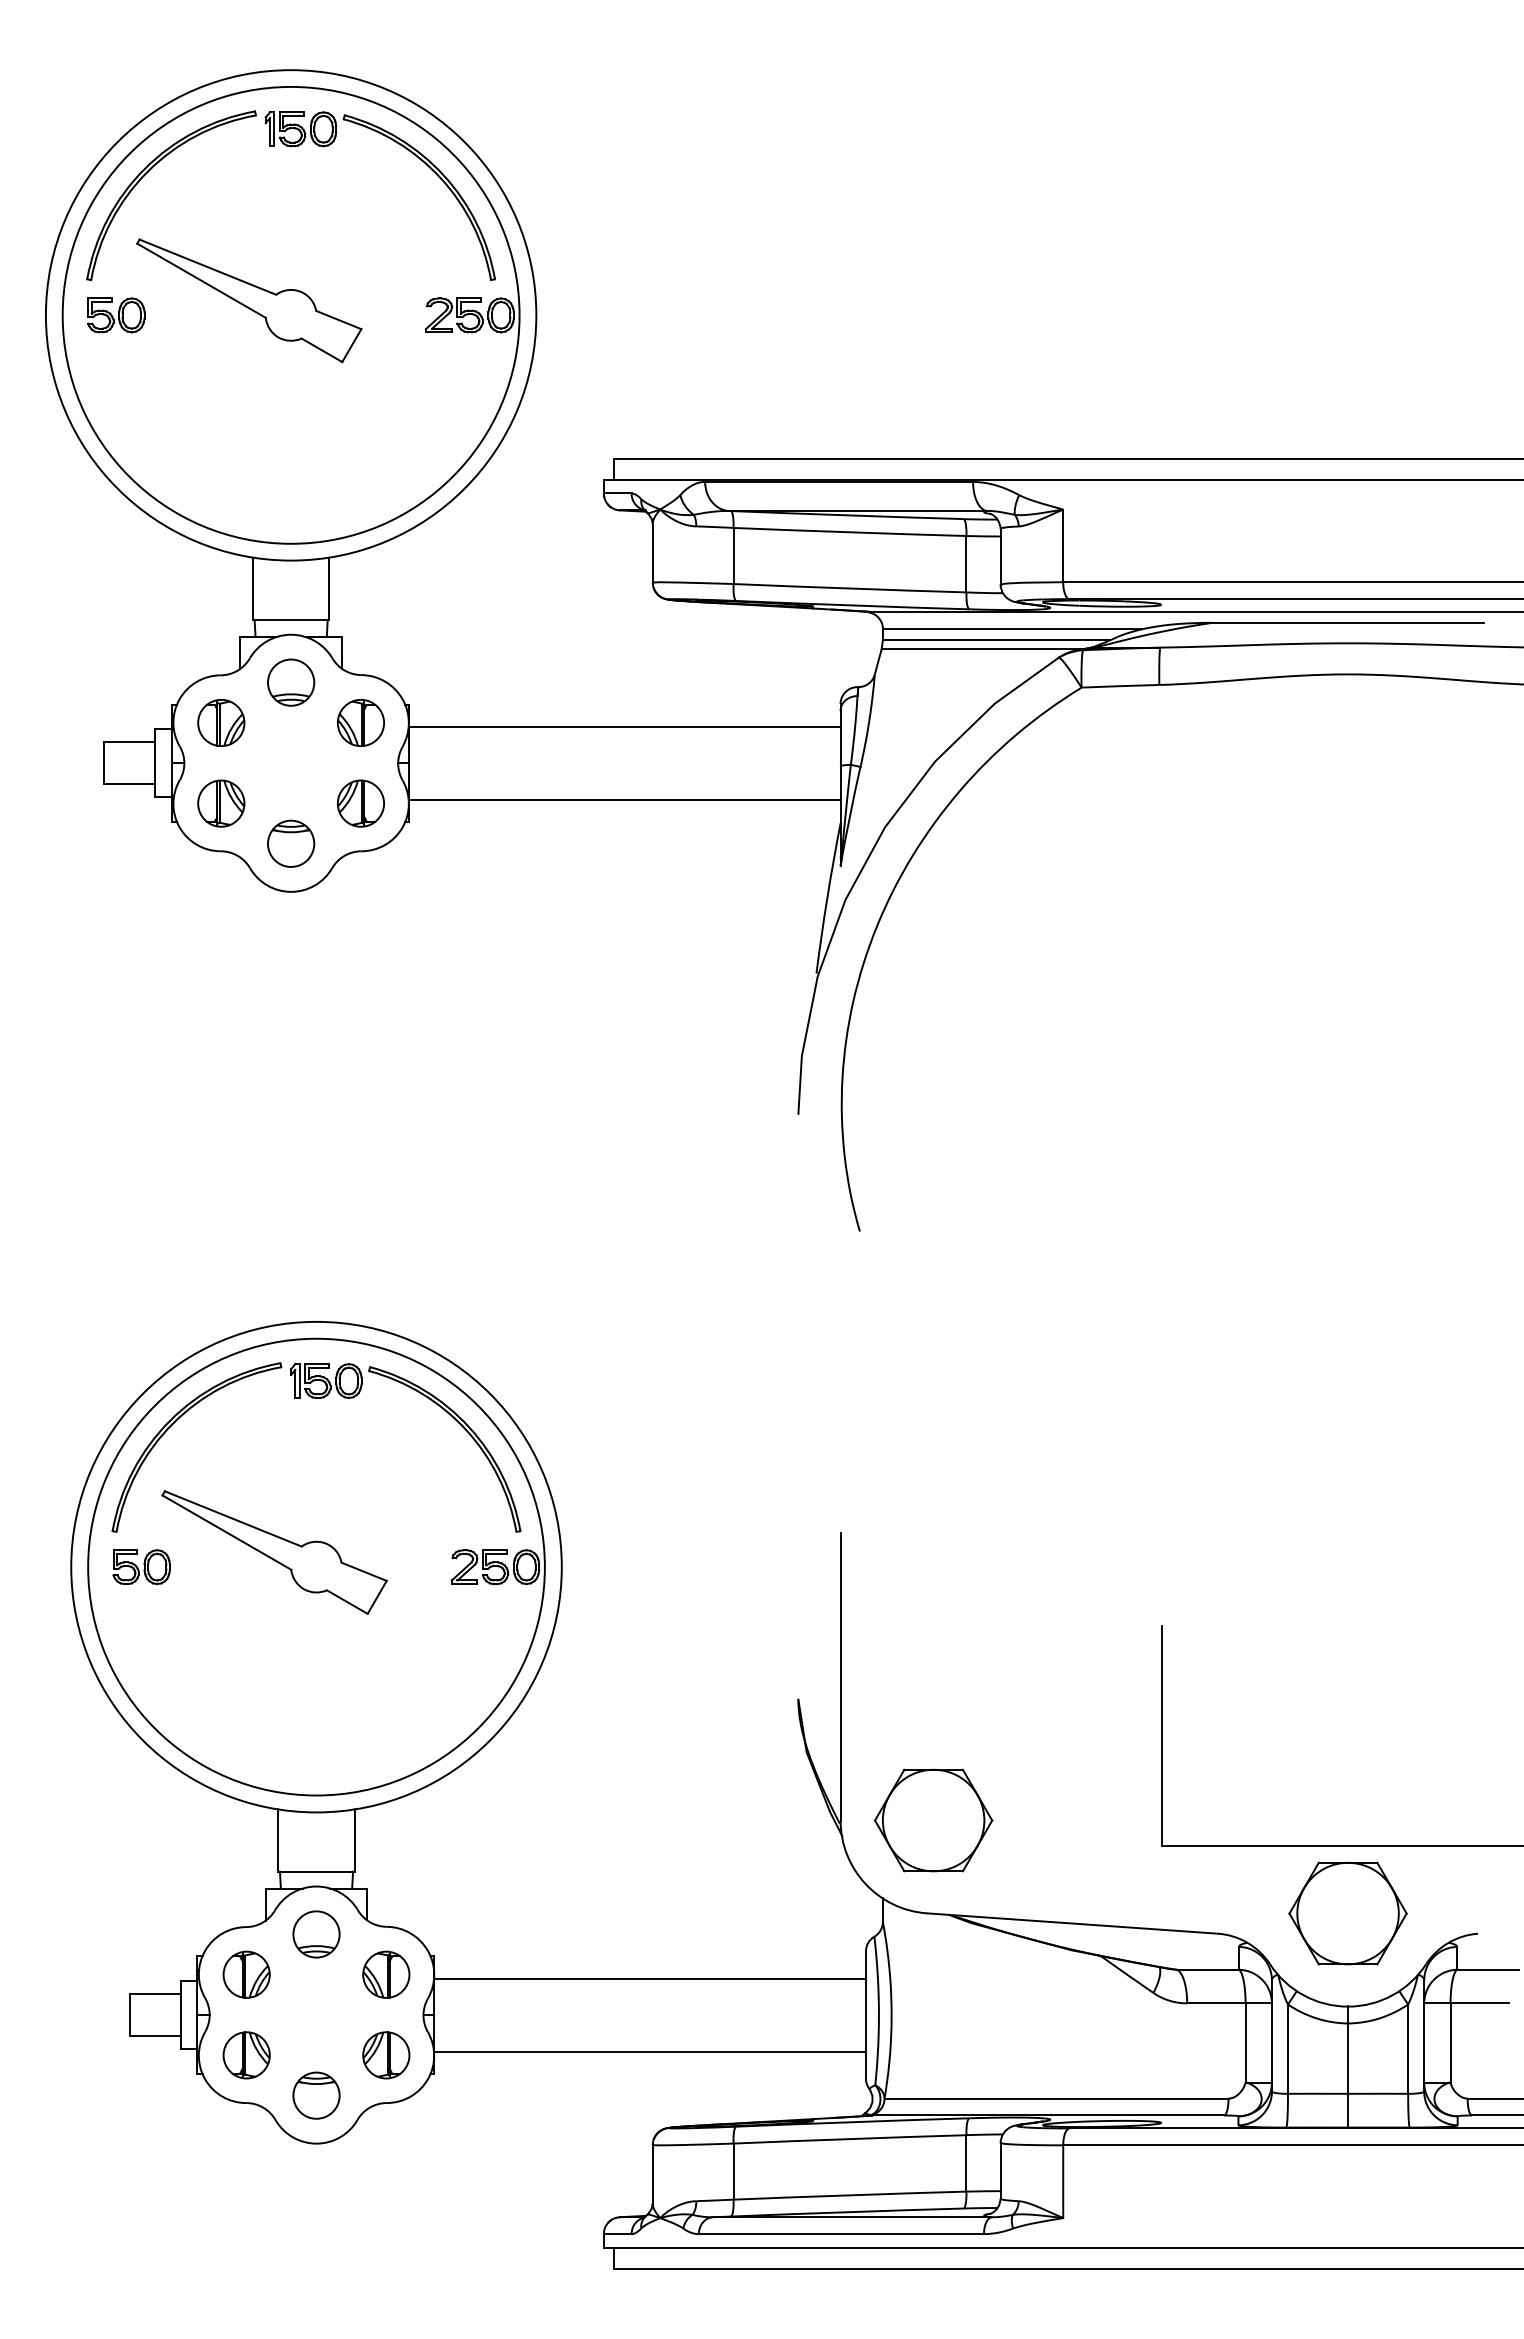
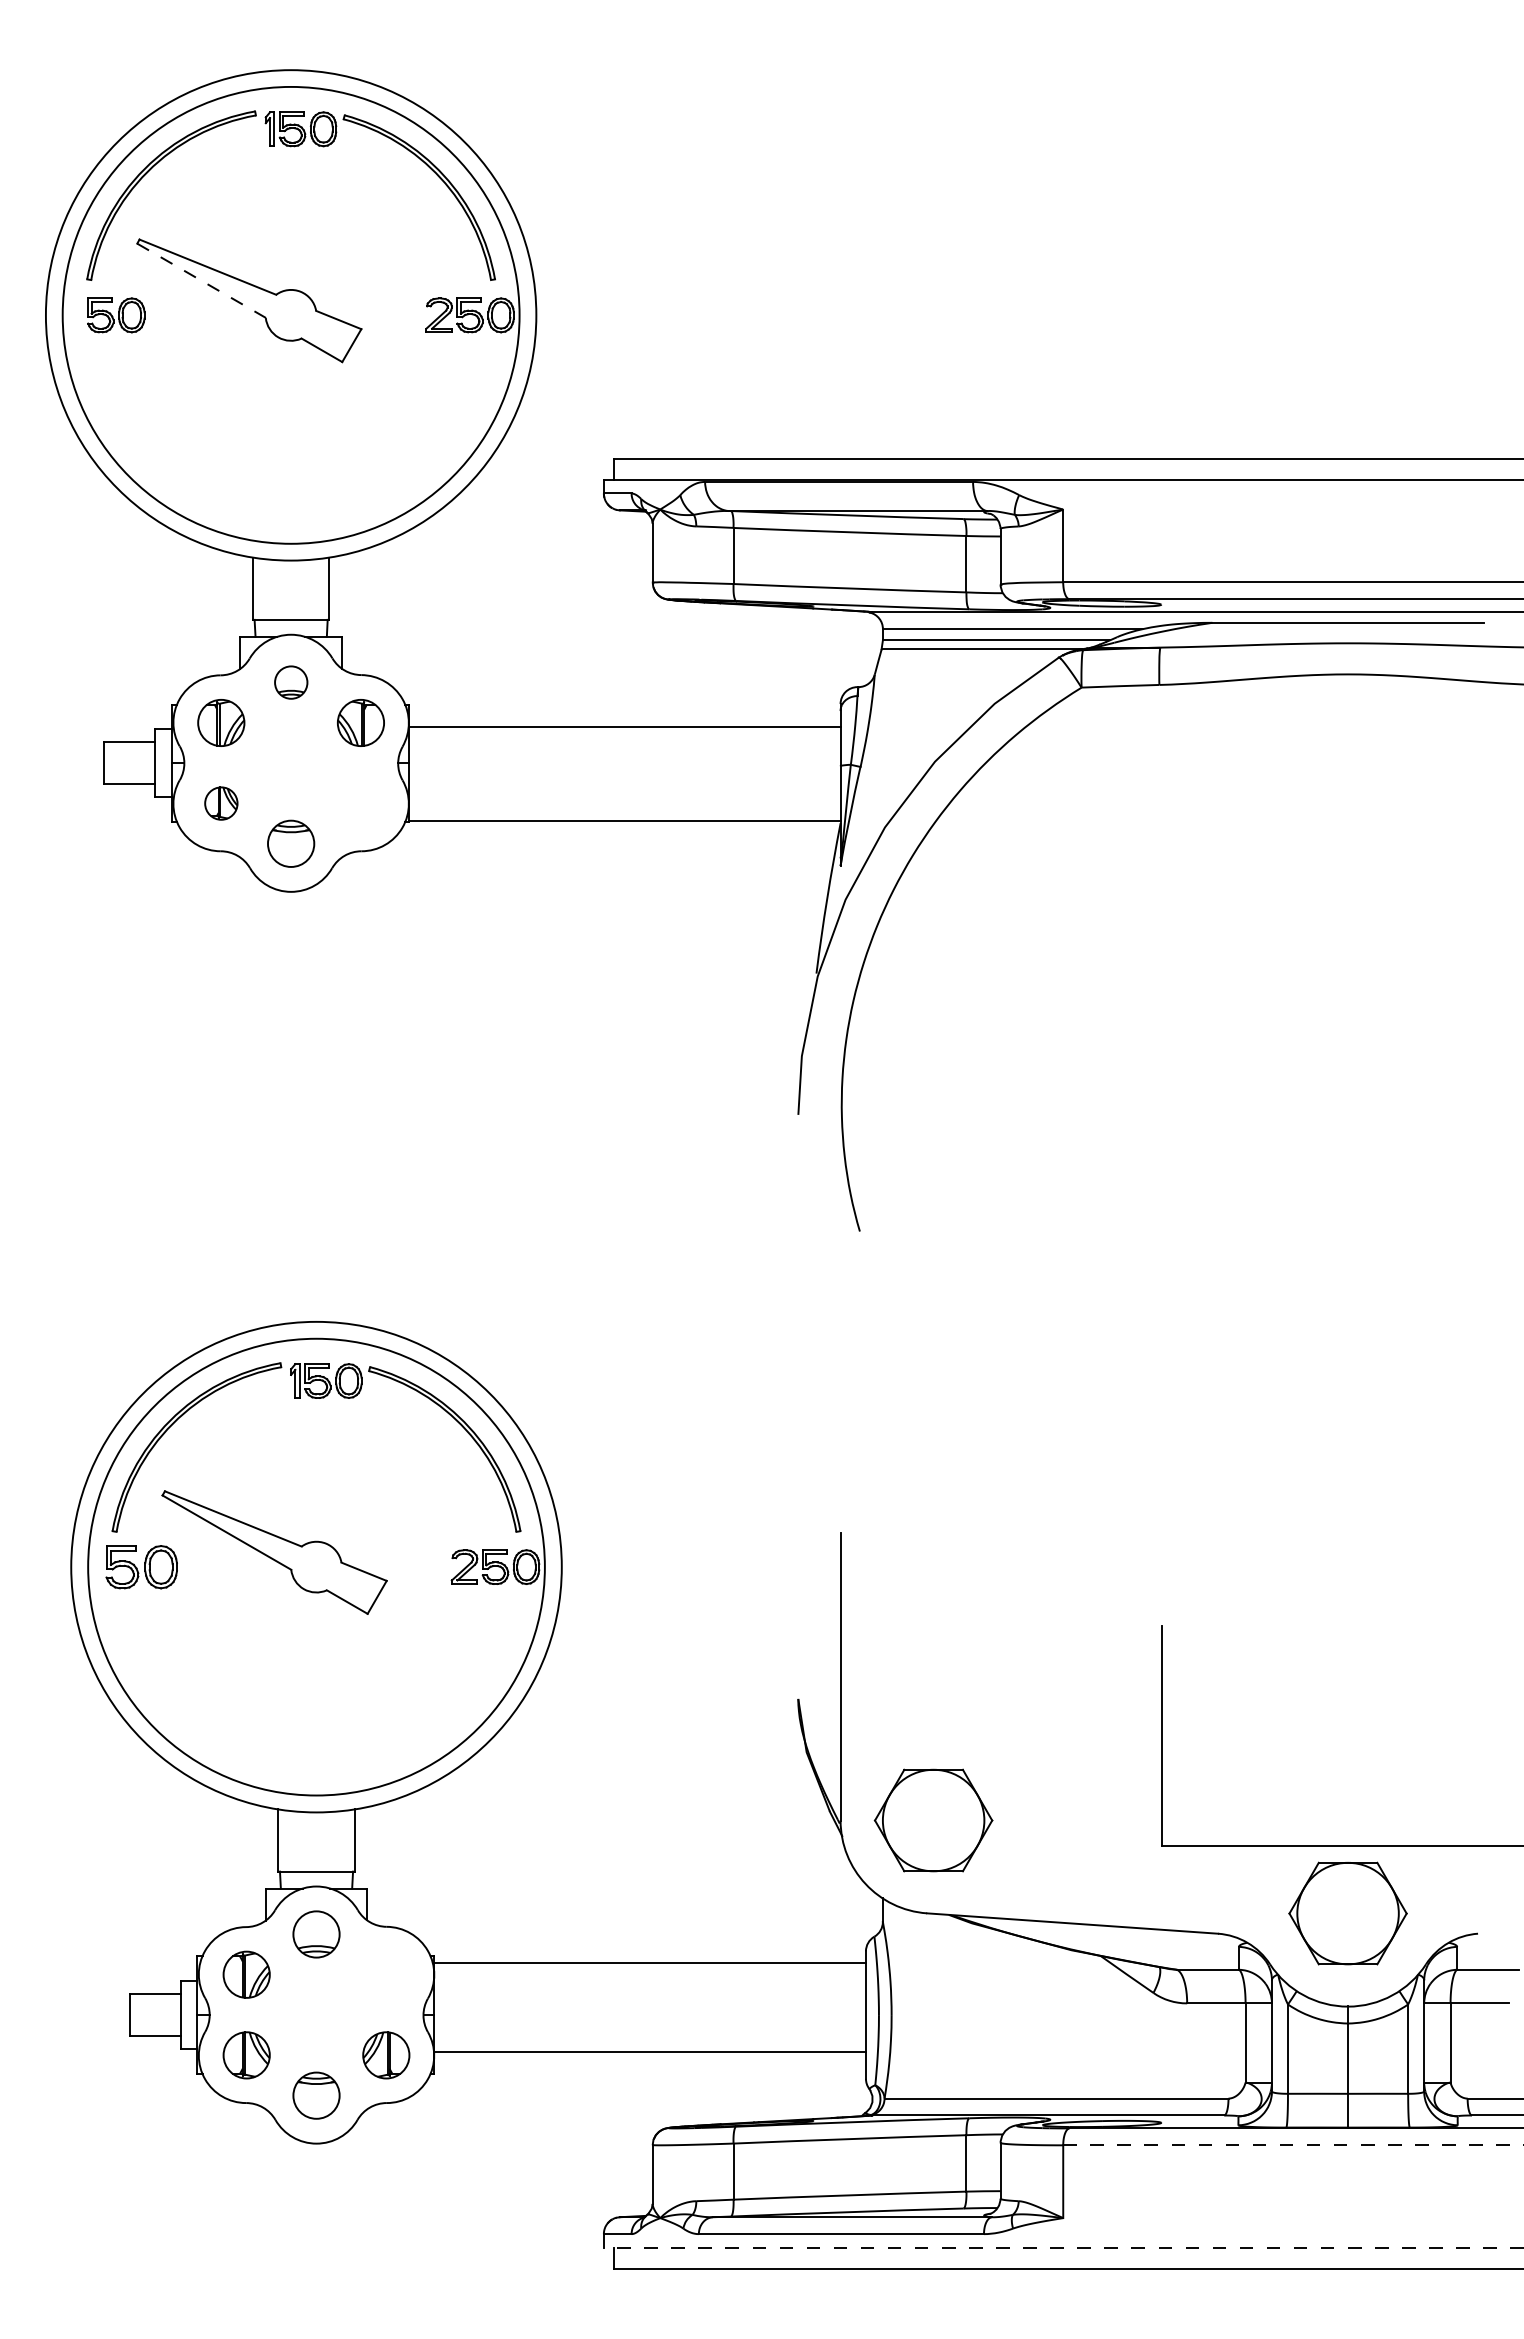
line: solid -> dashed (202, 281)
part size: 49x49 px -> 35x35 px (291, 682)
line position: (624, 799) -> (624, 820) (624, 820)
part size: 49x49 px -> 35x35 px (221, 803)
part: present -> none (360, 803)
part size: 59x36 px -> 73x45 px (141, 1567)
part: present -> none (386, 1974)
line position: (649, 1978) -> (649, 1962) (649, 1962)
line: solid -> dashed (1294, 2145)
line: solid -> dashed (1063, 2247)
